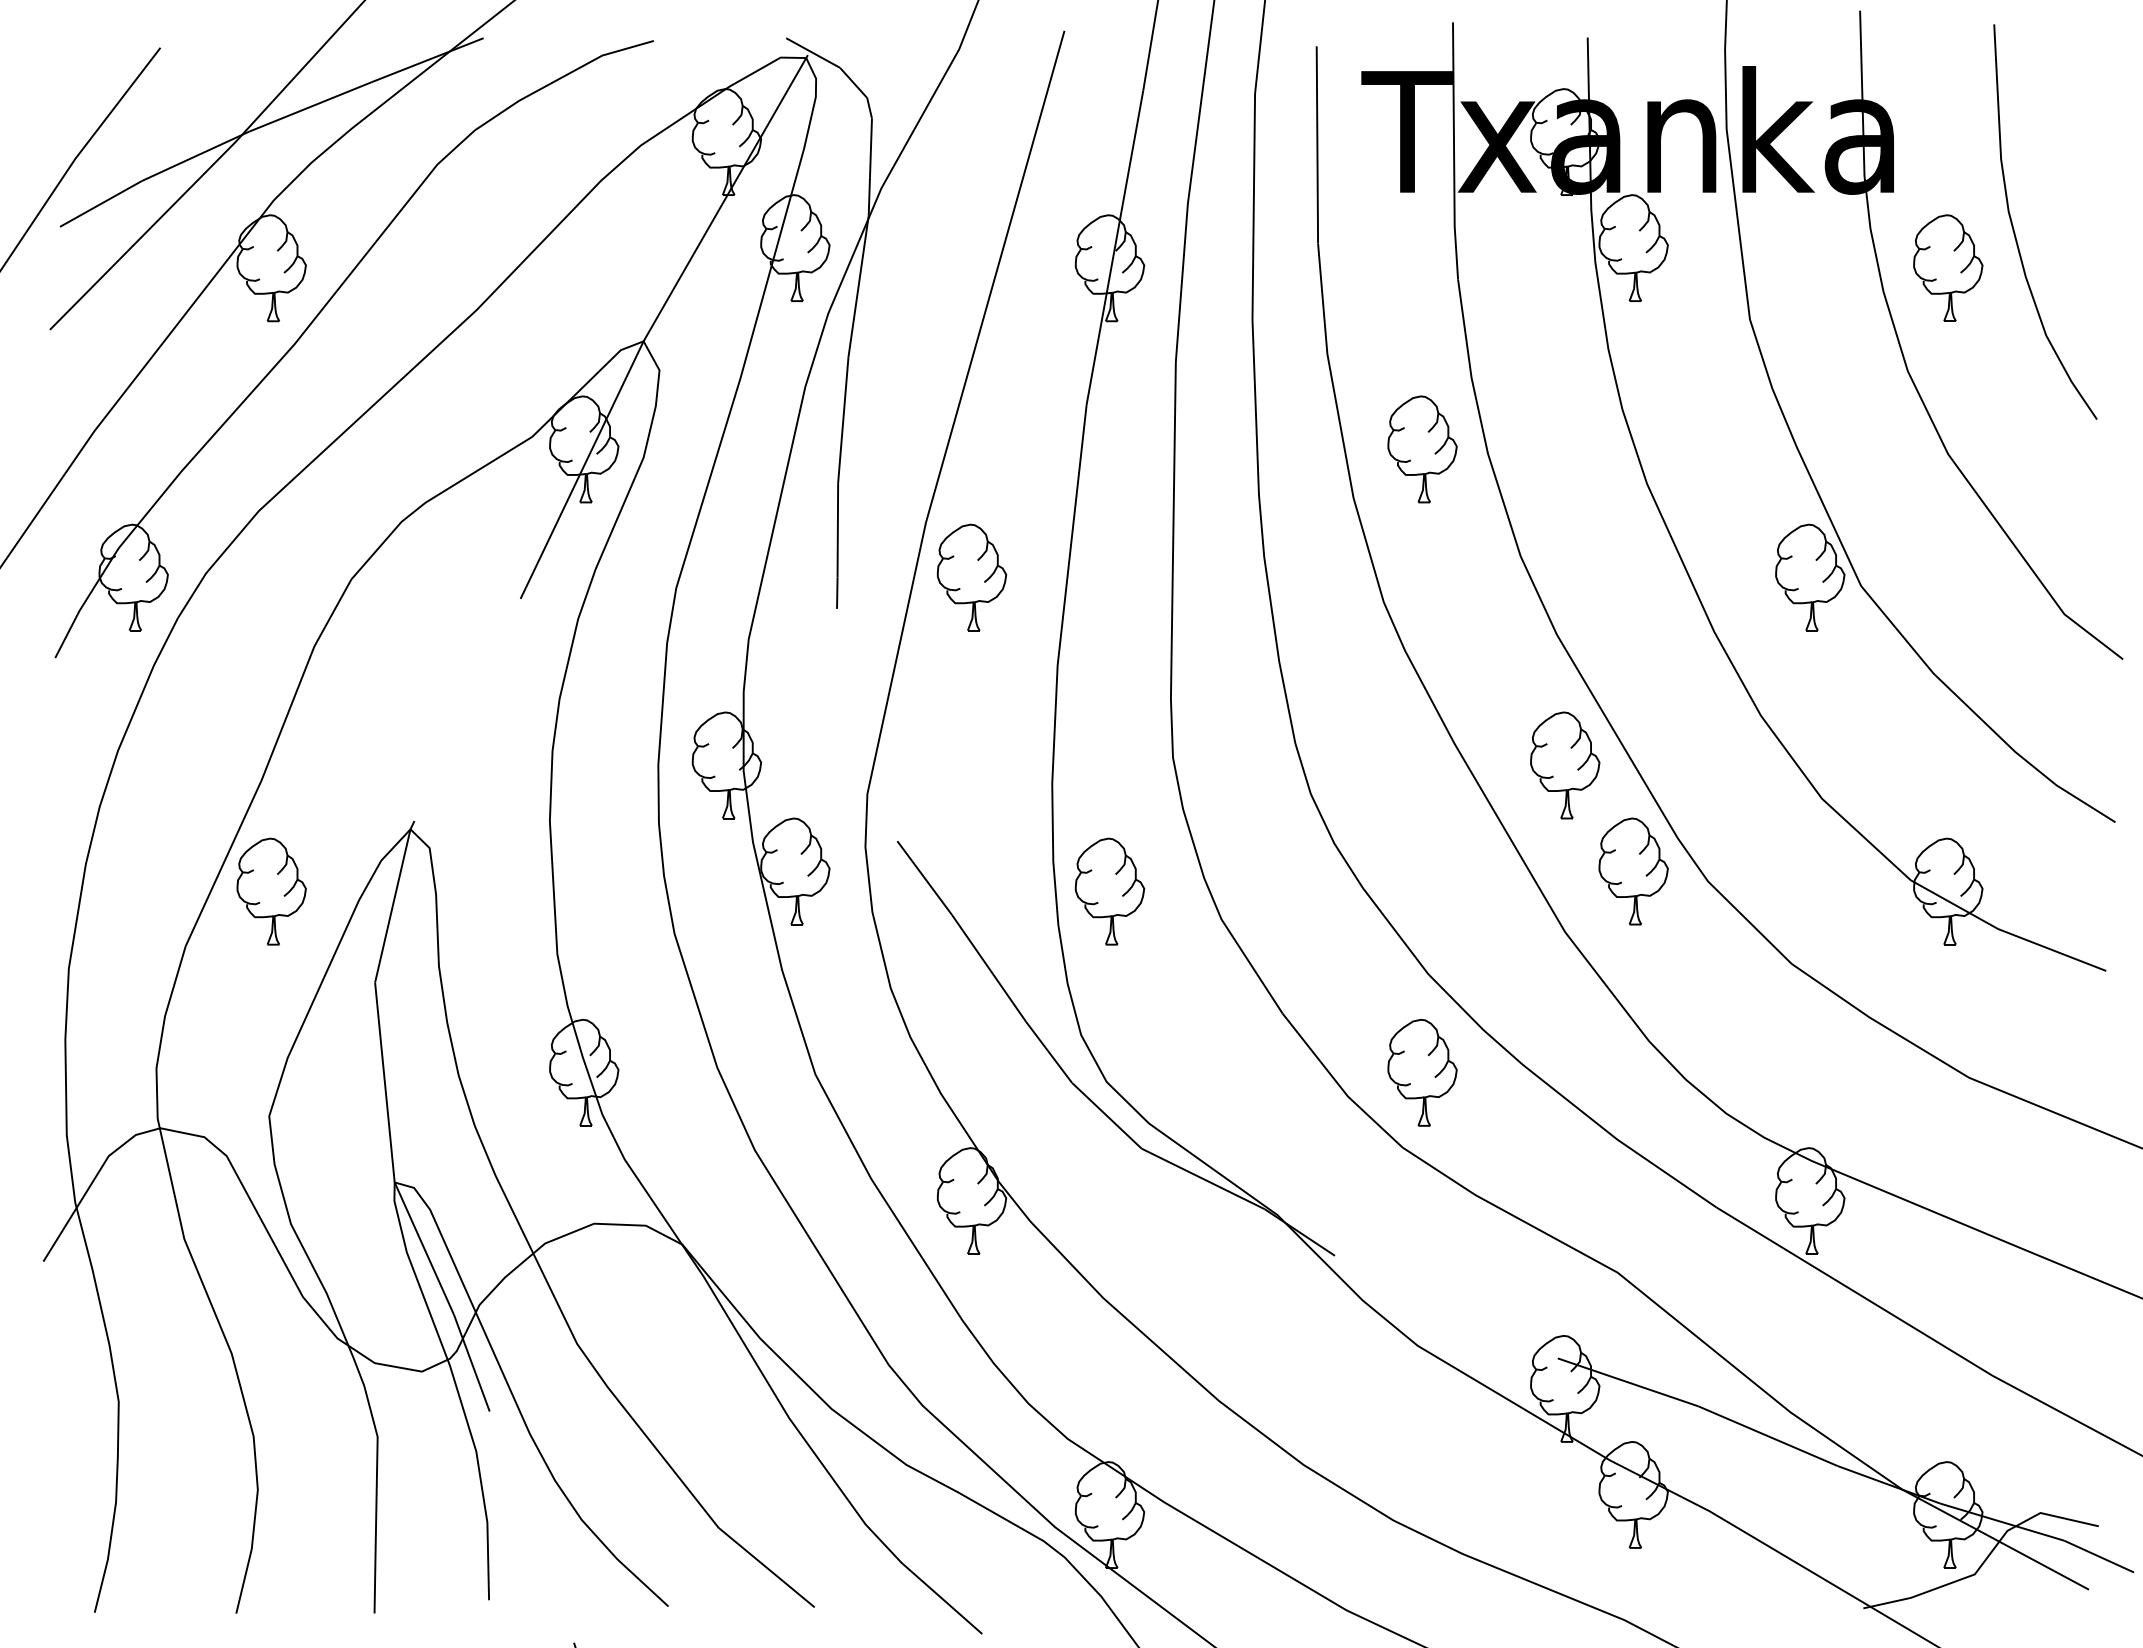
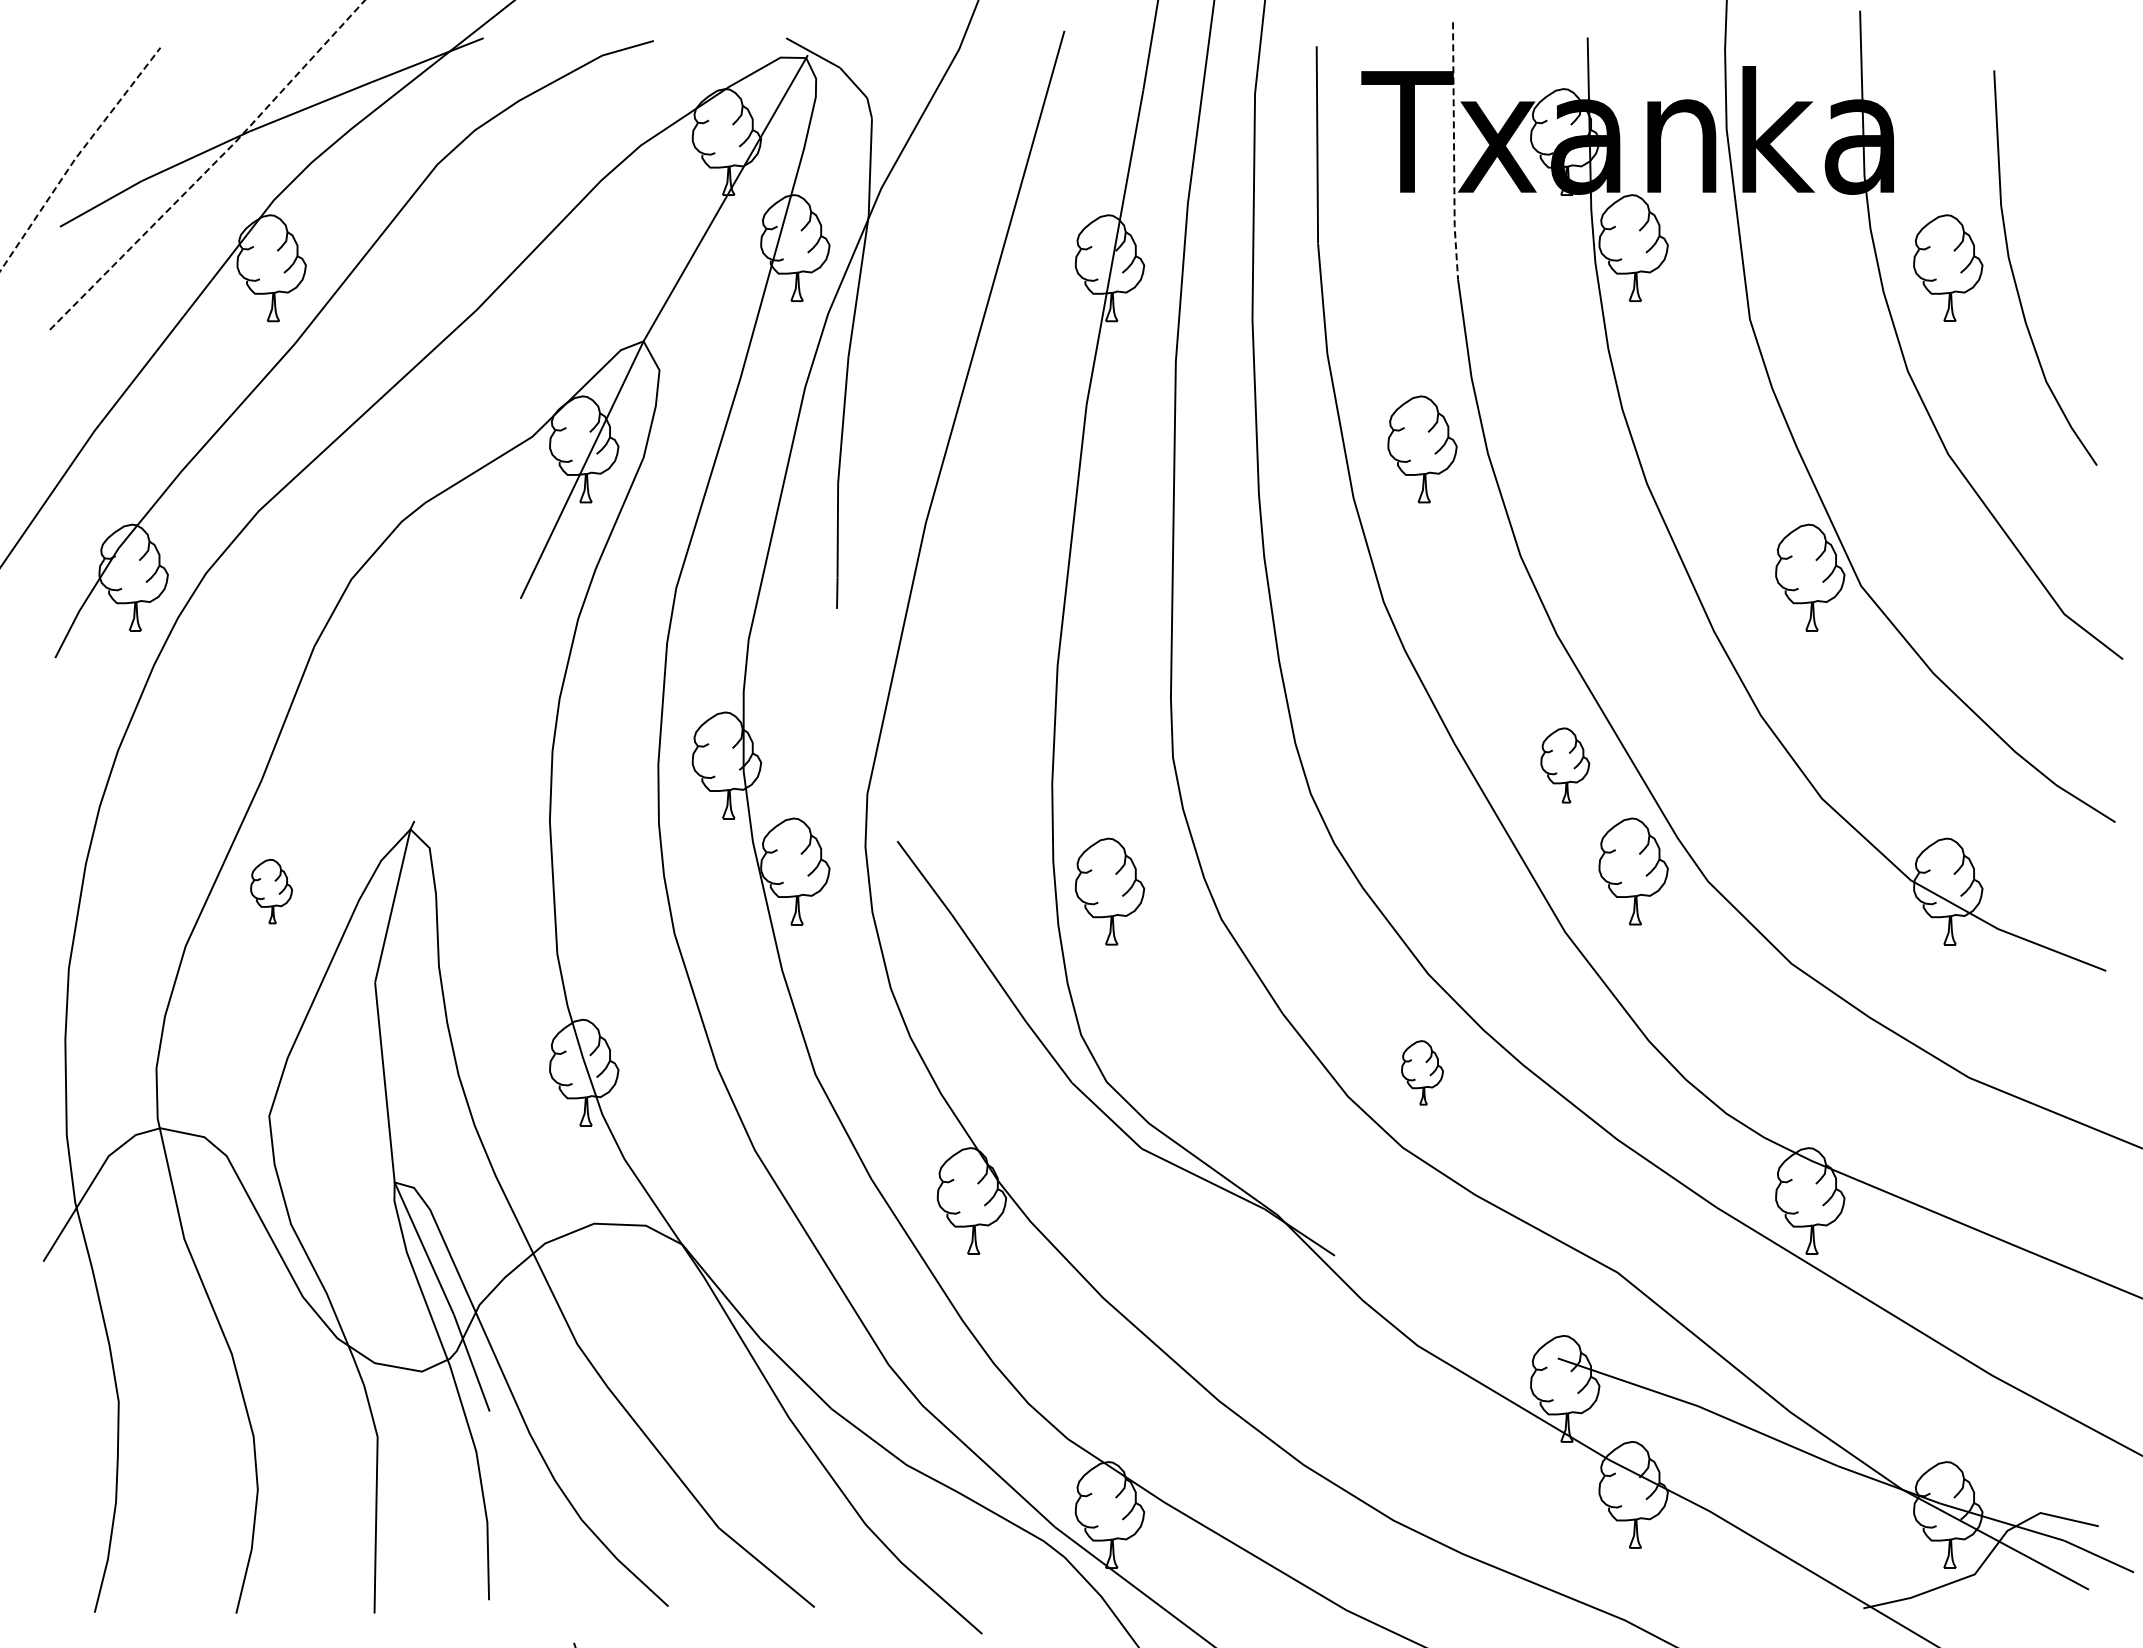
line: solid -> dashed (1454, 151)
line: solid -> dashed (76, 156)
line: solid -> dashed (210, 167)
curve position: (2015, 232) -> (2015, 278) (2015, 278)
part: present -> none (971, 577)
part size: 71x109 px -> 51x77 px (1565, 765)
part size: 71x109 px -> 43x67 px (271, 891)
part size: 71x108 px -> 43x66 px (1422, 1072)
